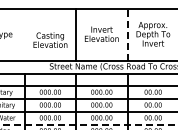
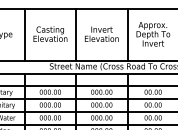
line: none -> present (24, 34)
line: dashed -> solid (127, 35)
text position: (50, 39) -> (50, 33) (50, 33)
line: dashed -> solid (89, 124)
